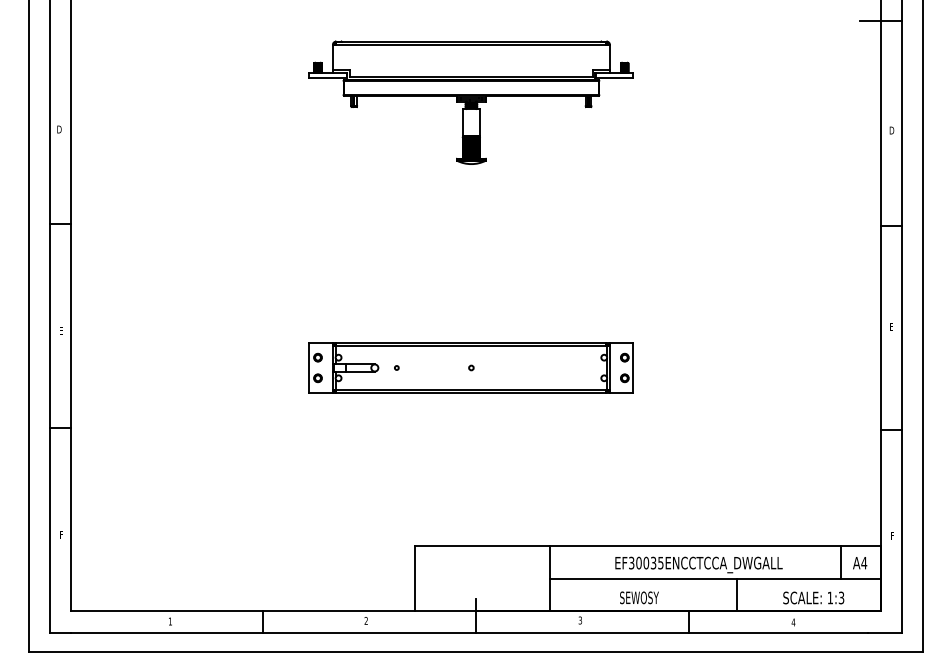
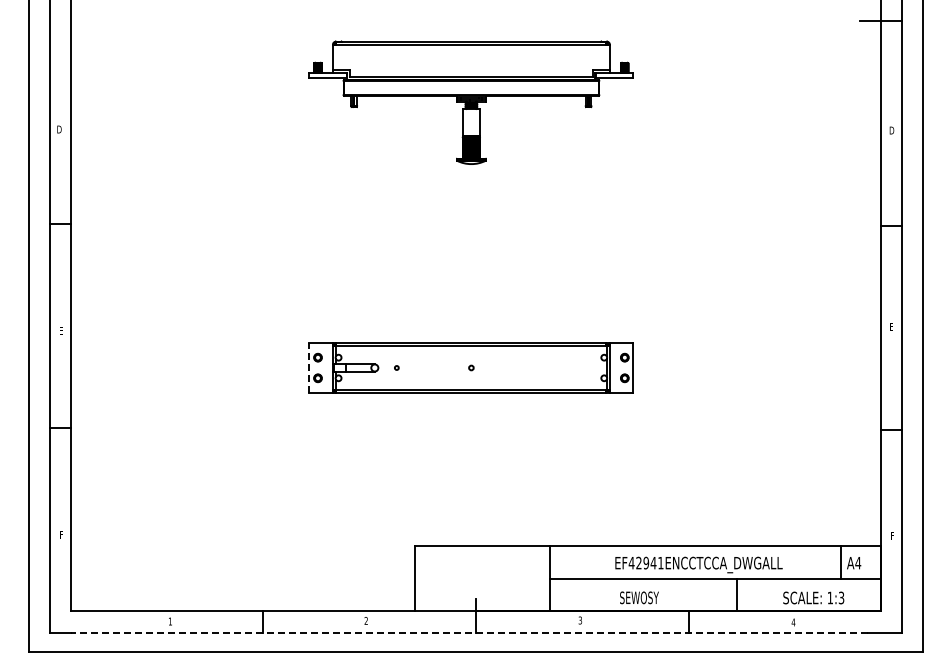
line: solid -> dashed (309, 368)
text: EF30035ENCCTCCA_DWGALL -> EF42941ENCCTCCA_DWGALL (645, 562)
text position: (860, 563) -> (854, 563) (854, 563)
line: solid -> dashed (469, 632)
